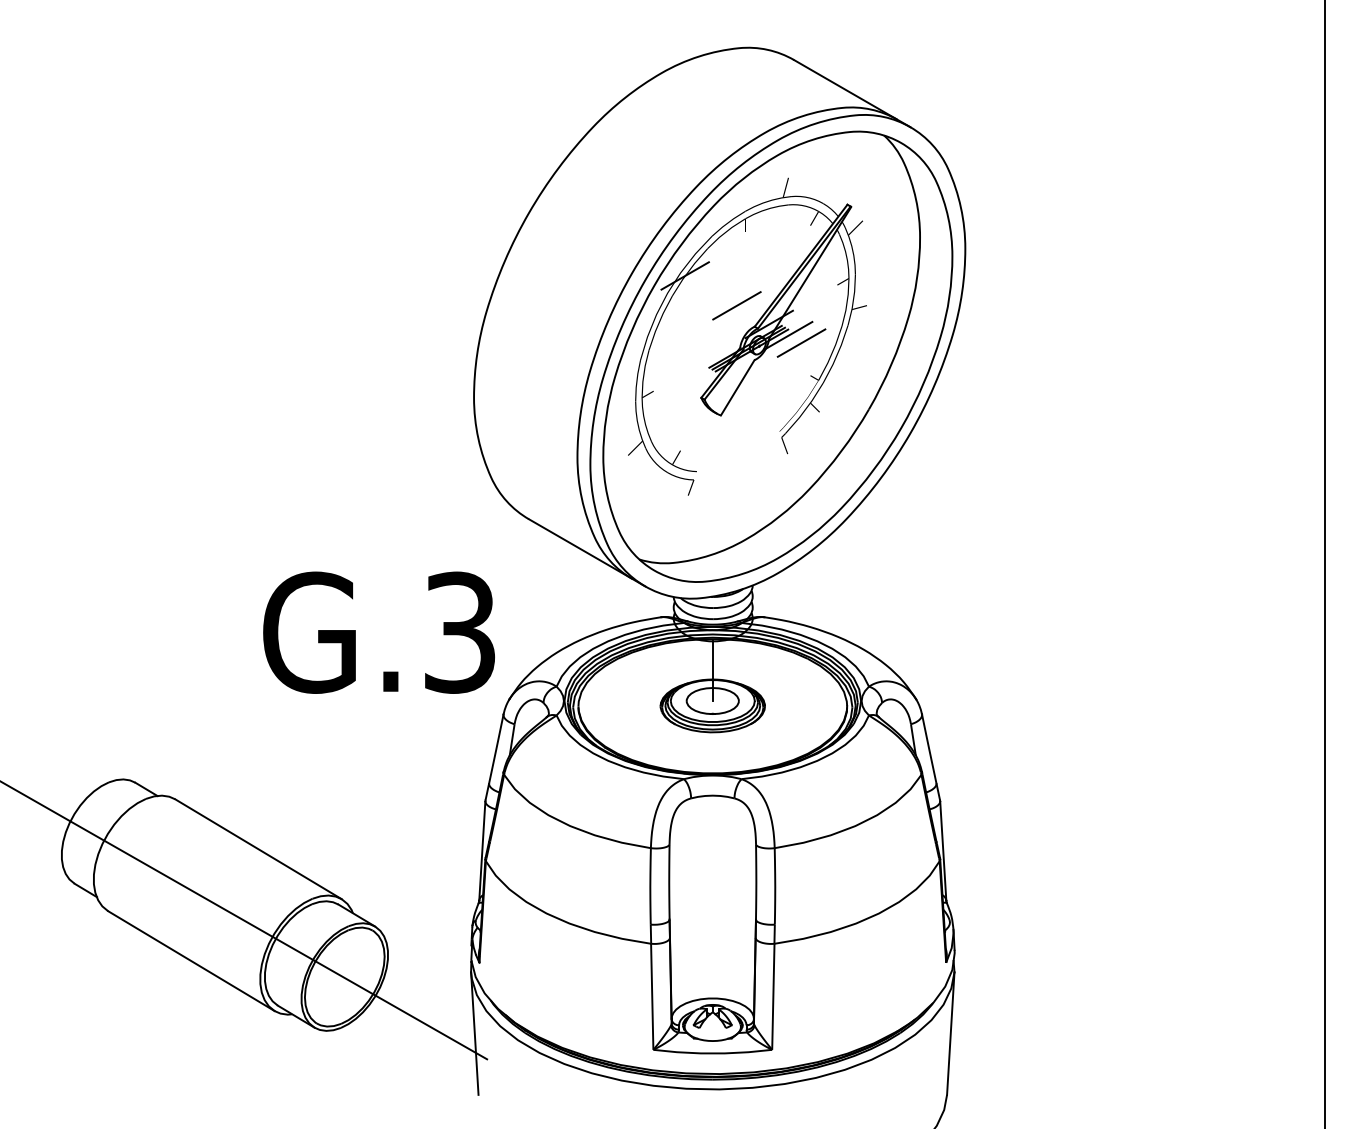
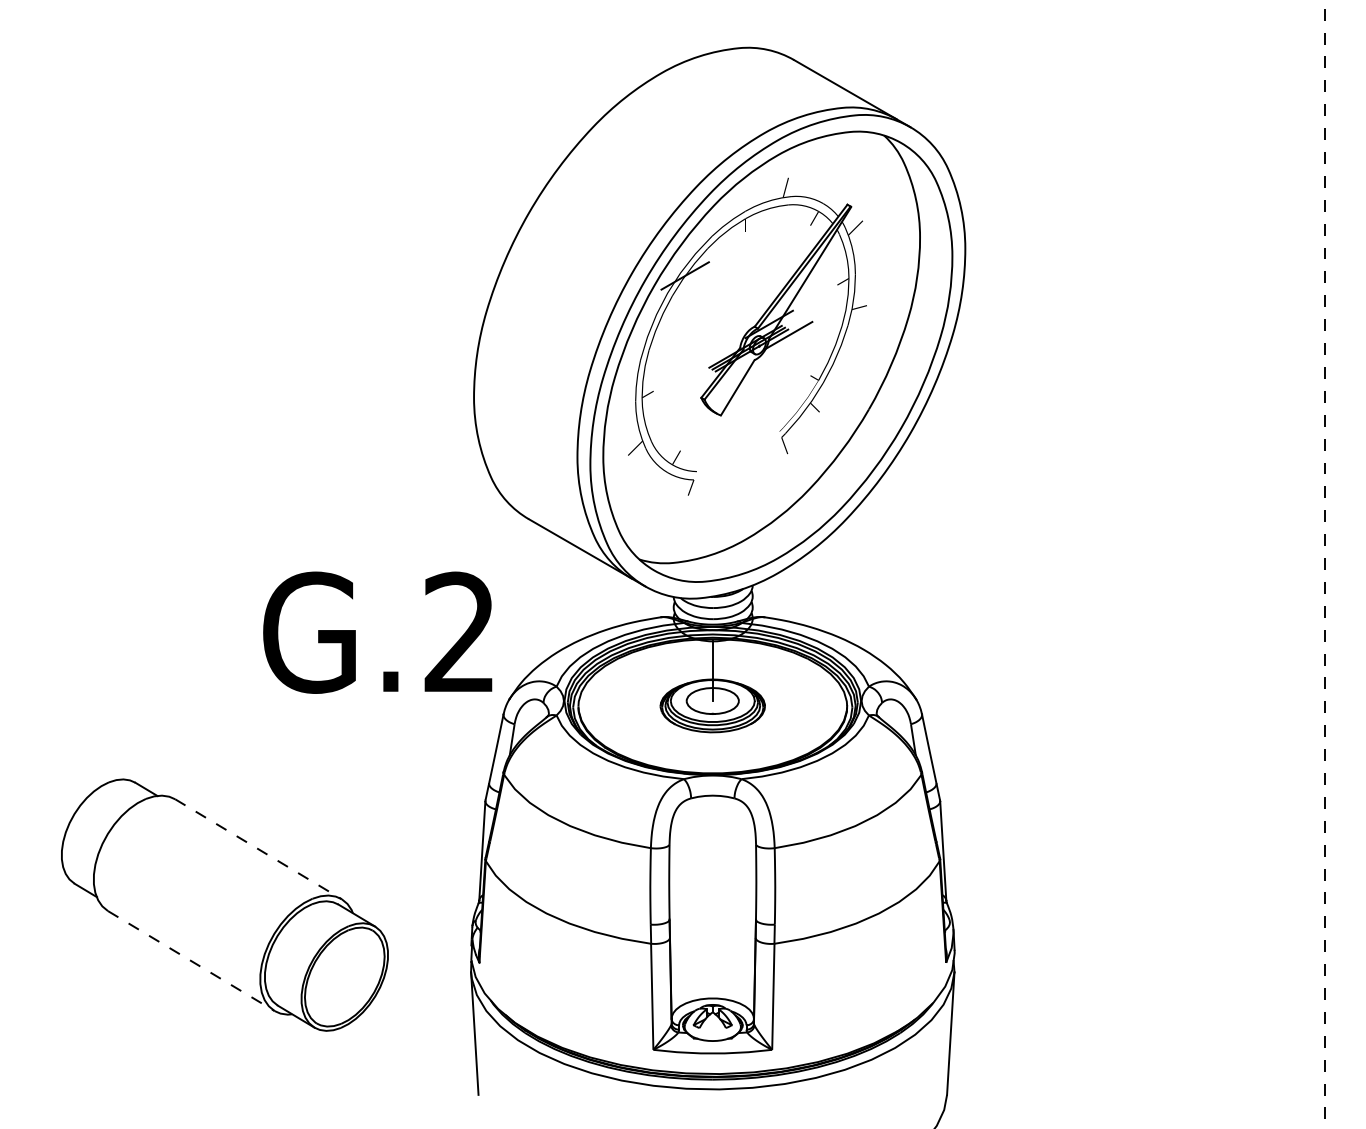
line: present -> none (736, 305)
line: present -> none (801, 342)
line: solid -> dashed (1325, 564)
text: G.3 -> G.2 (459, 632)
line: solid -> dashed (258, 849)
line: present -> none (244, 920)
line: solid -> dashed (191, 961)
